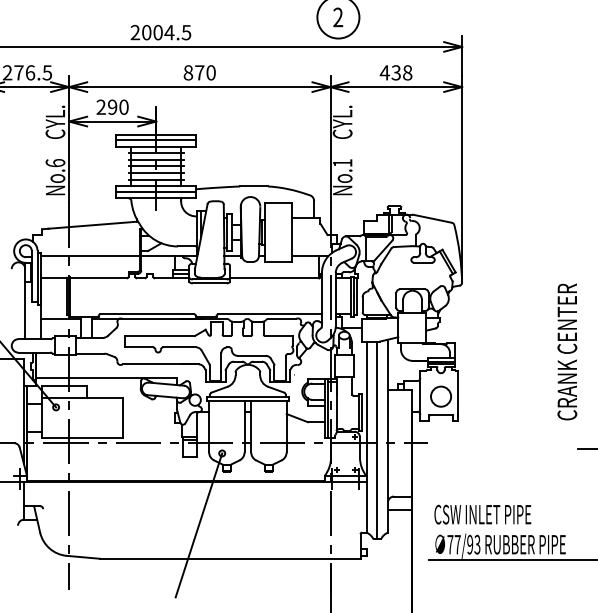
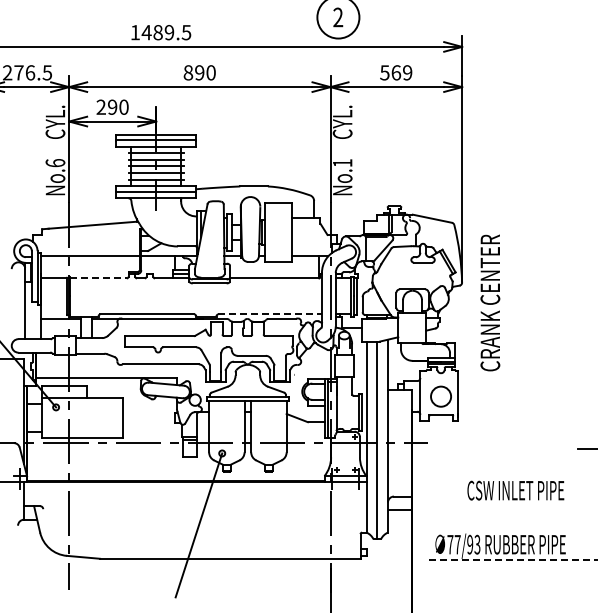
text: 2004.5 -> 1489.5 (152, 32)
text: 870 -> 890 (199, 72)
text: 438 -> 569 (395, 72)
line: solid -> dashed (98, 278)
line: solid -> dashed (270, 314)
text position: (567, 351) -> (490, 302) (490, 302)
text position: (482, 514) -> (515, 490) (515, 490)
line: solid -> dashed (513, 560)
